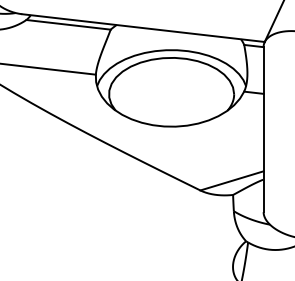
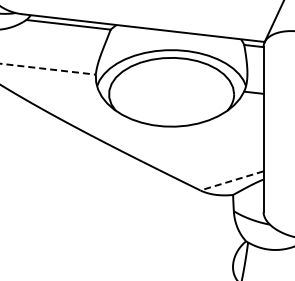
line: solid -> dashed (48, 69)
line: solid -> dashed (231, 181)
